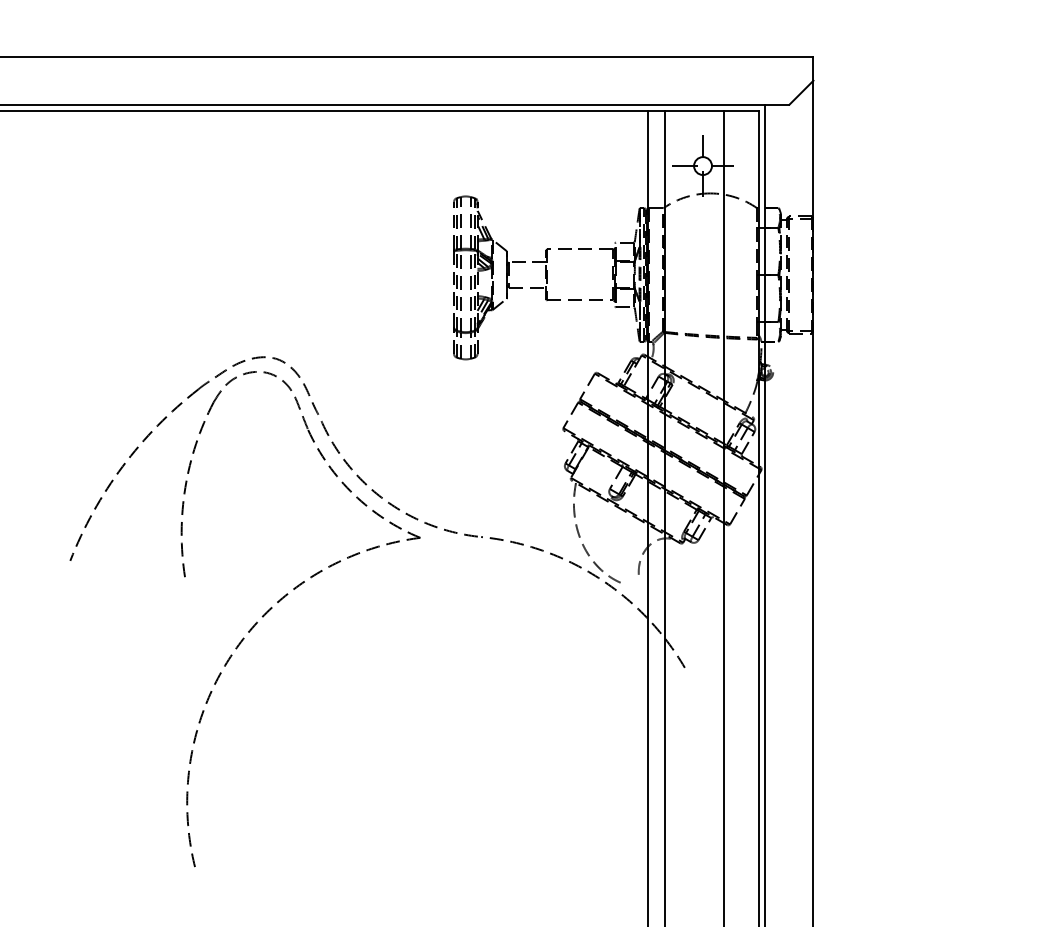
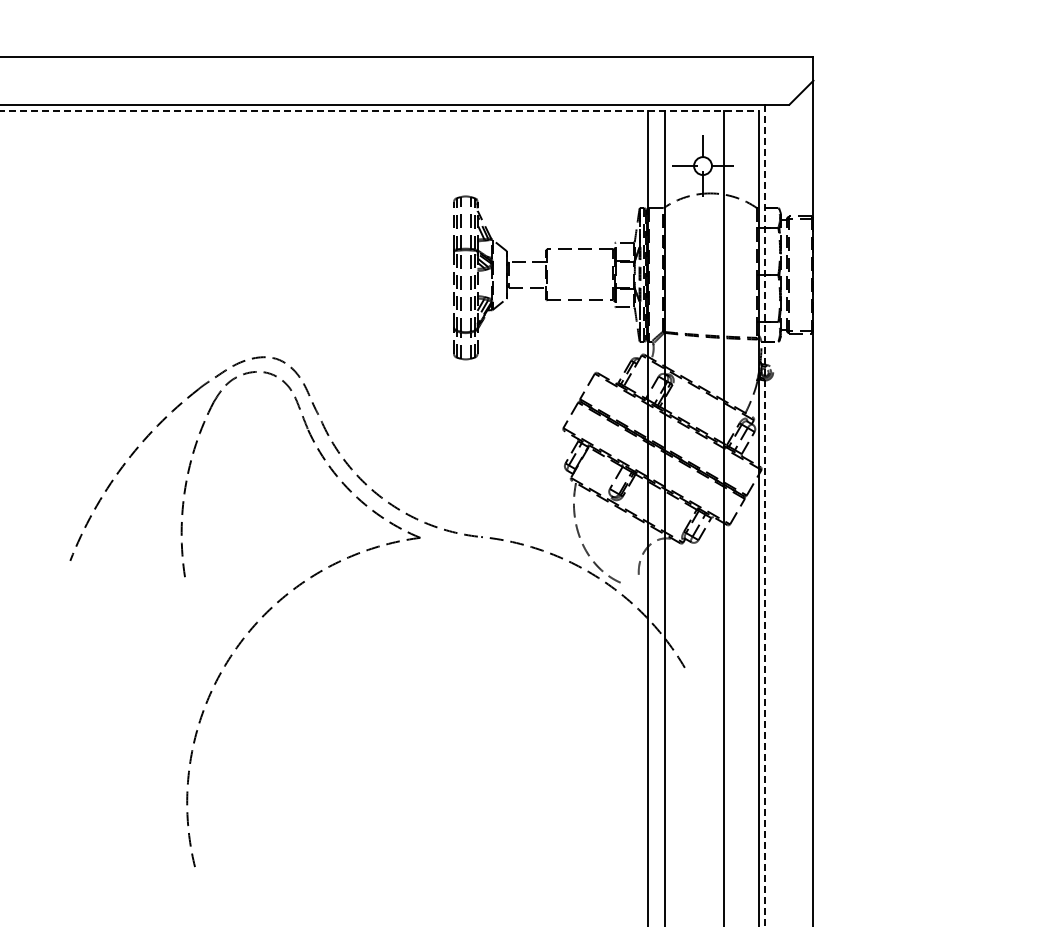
line: solid -> dashed (380, 111)
line: solid -> dashed (765, 515)
